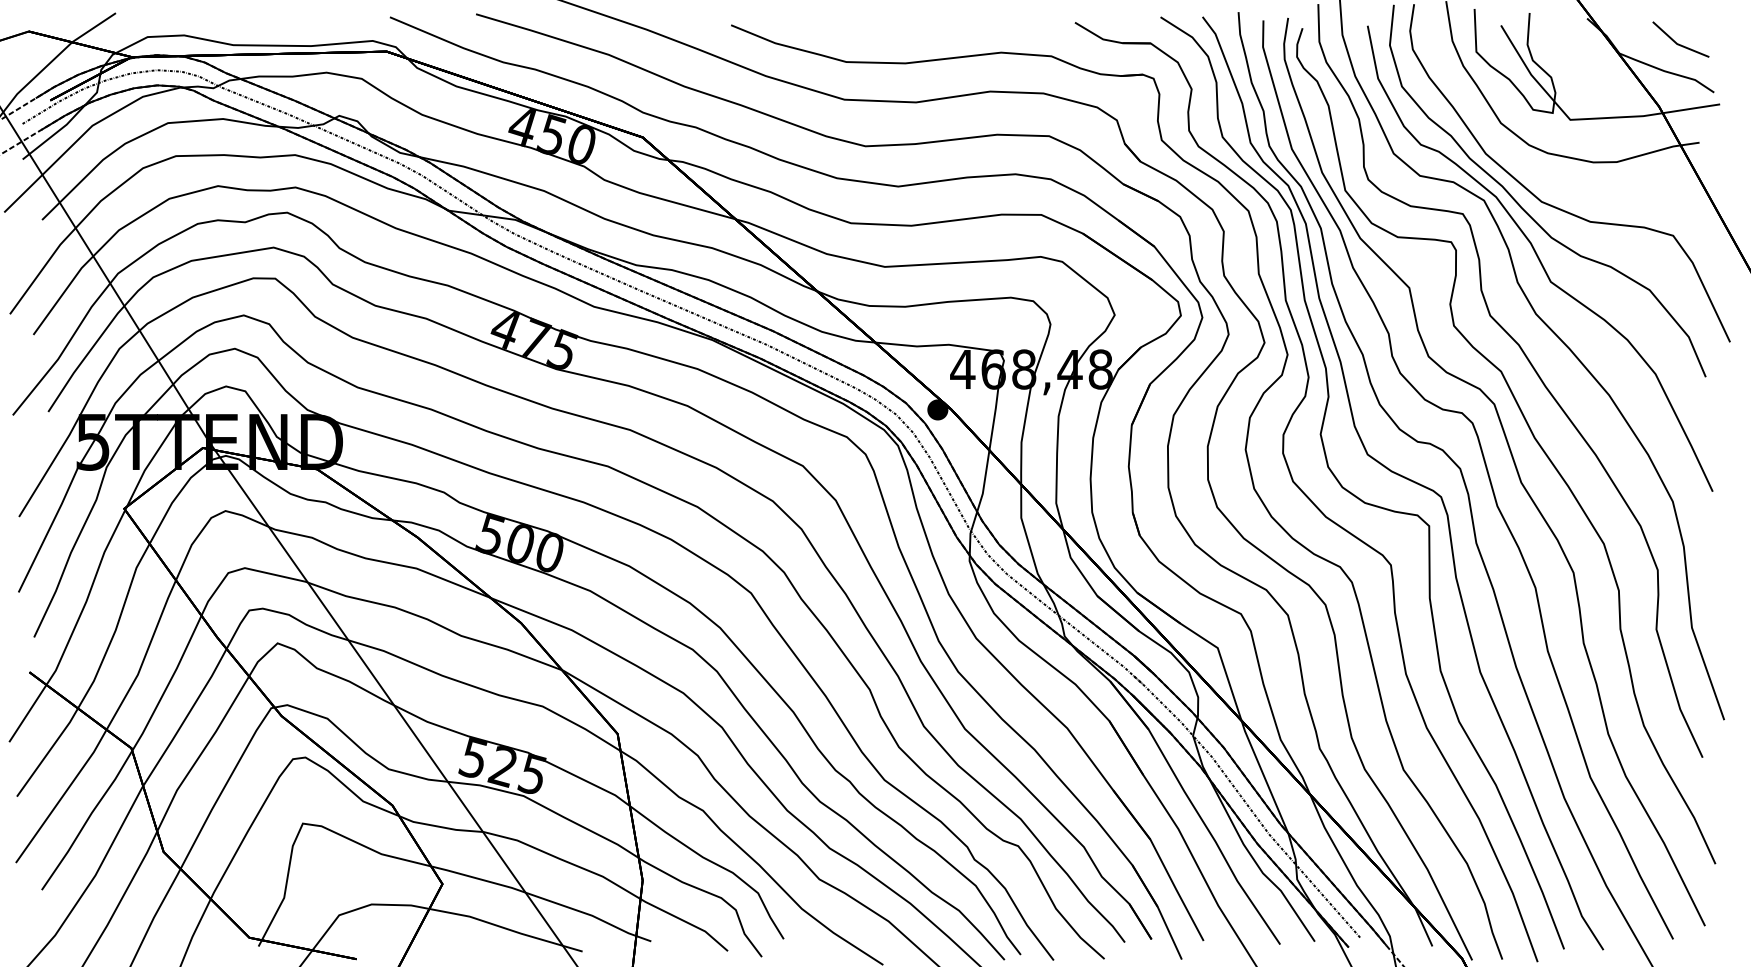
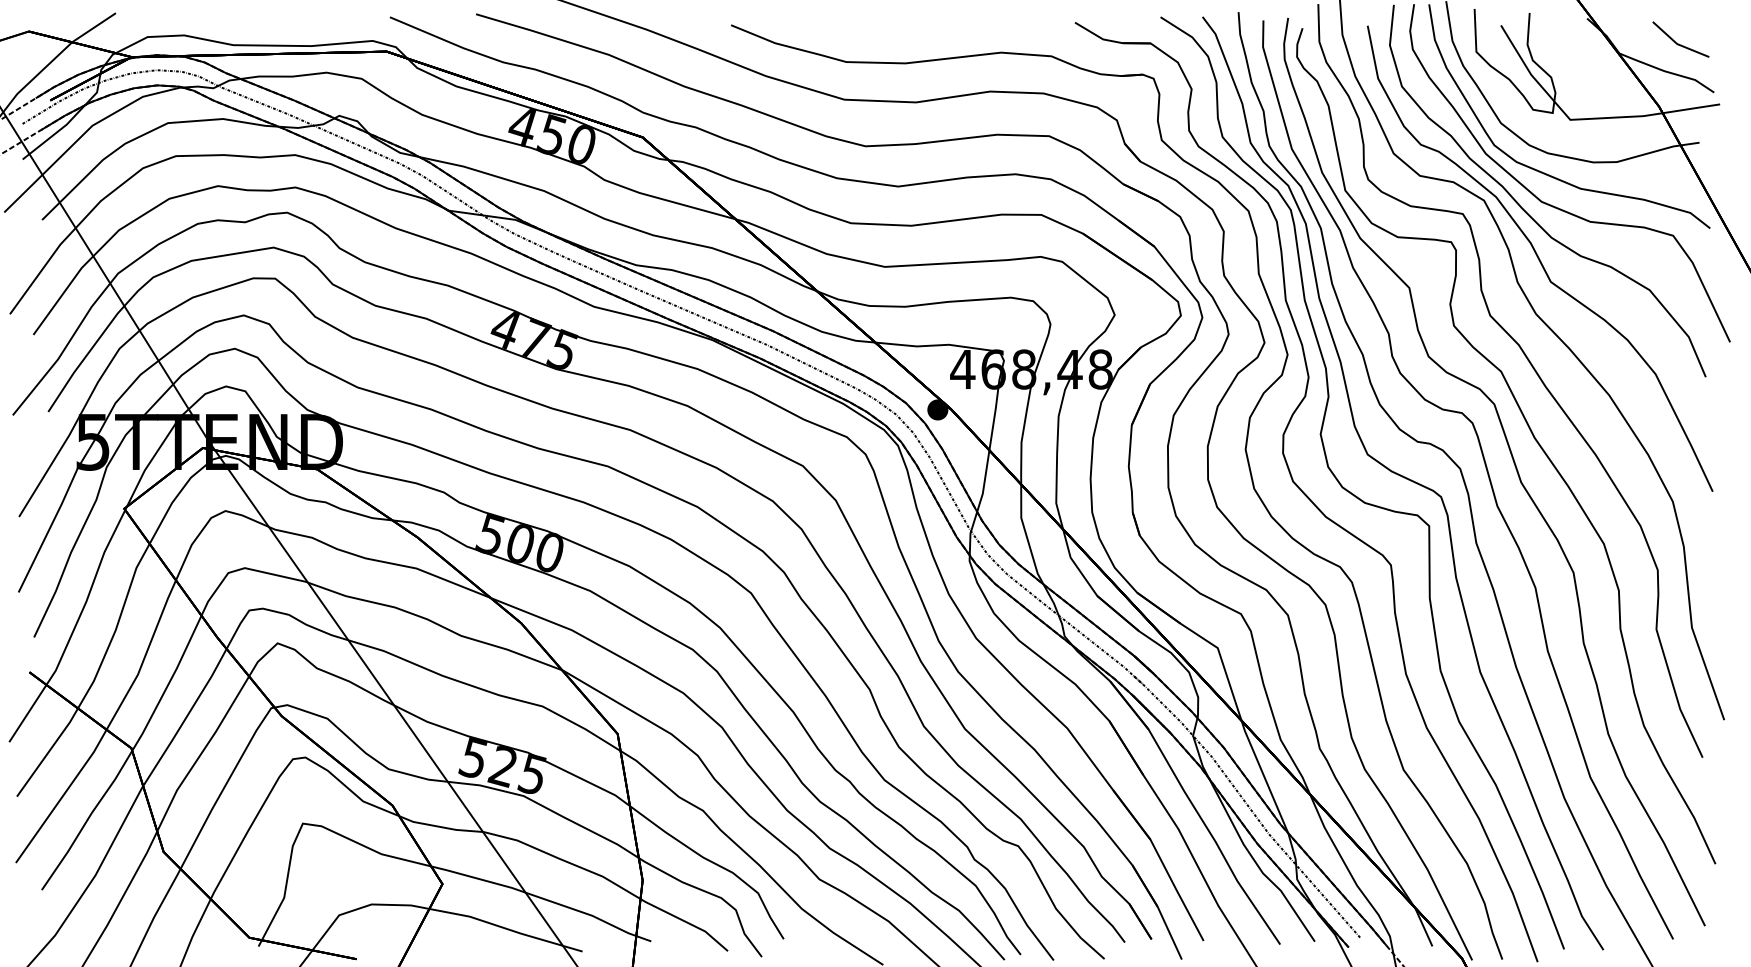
curve: none -> present (1547, 173)
